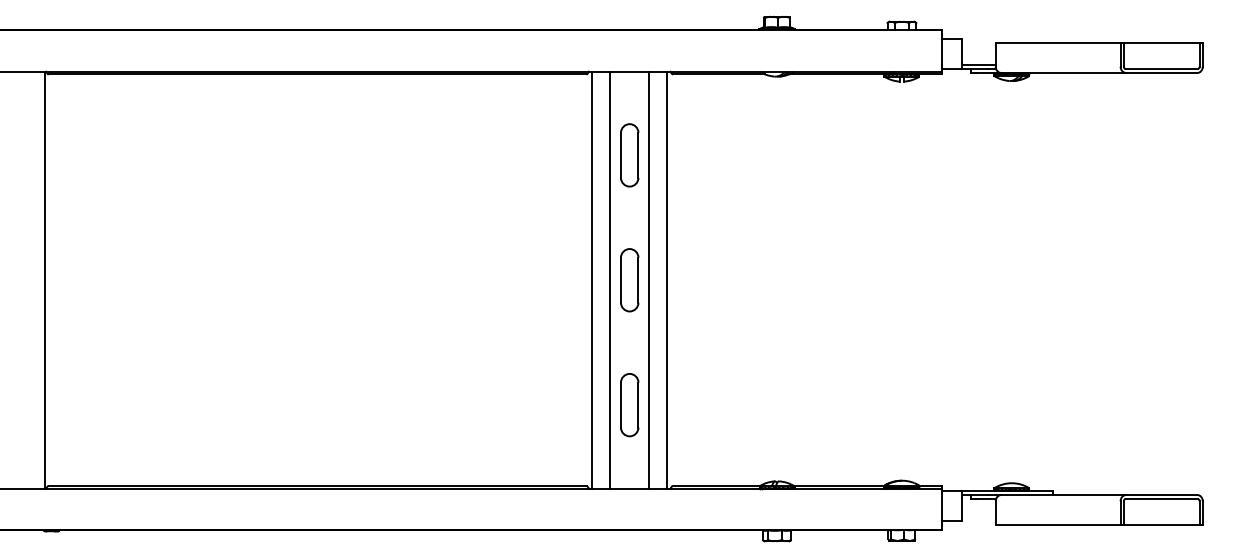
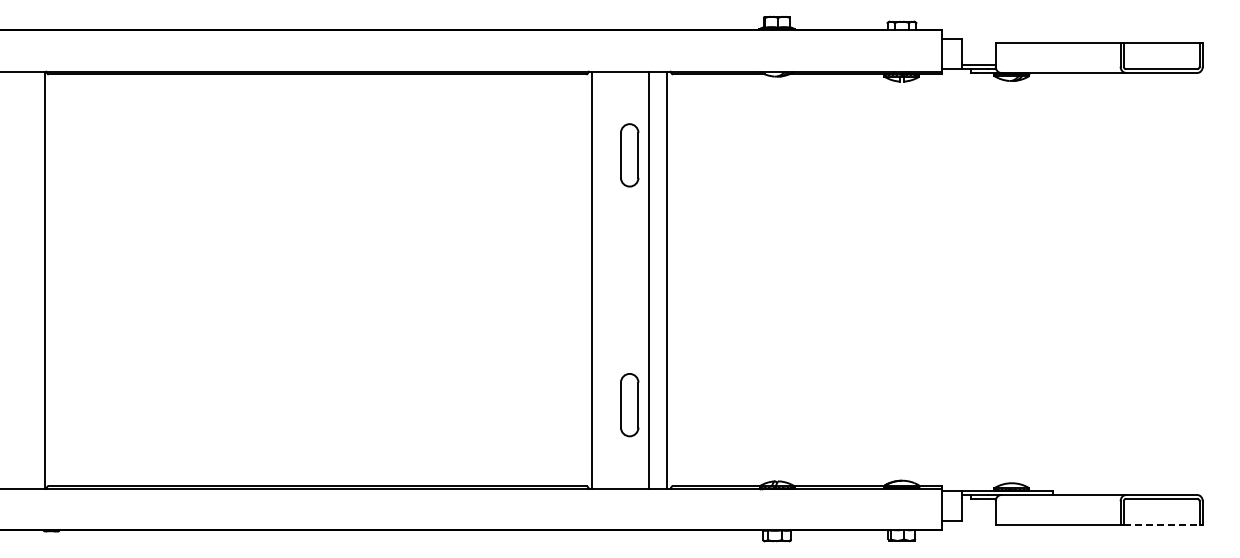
line: present -> none (610, 279)
part: present -> none (629, 280)
line: solid -> dashed (1161, 525)
